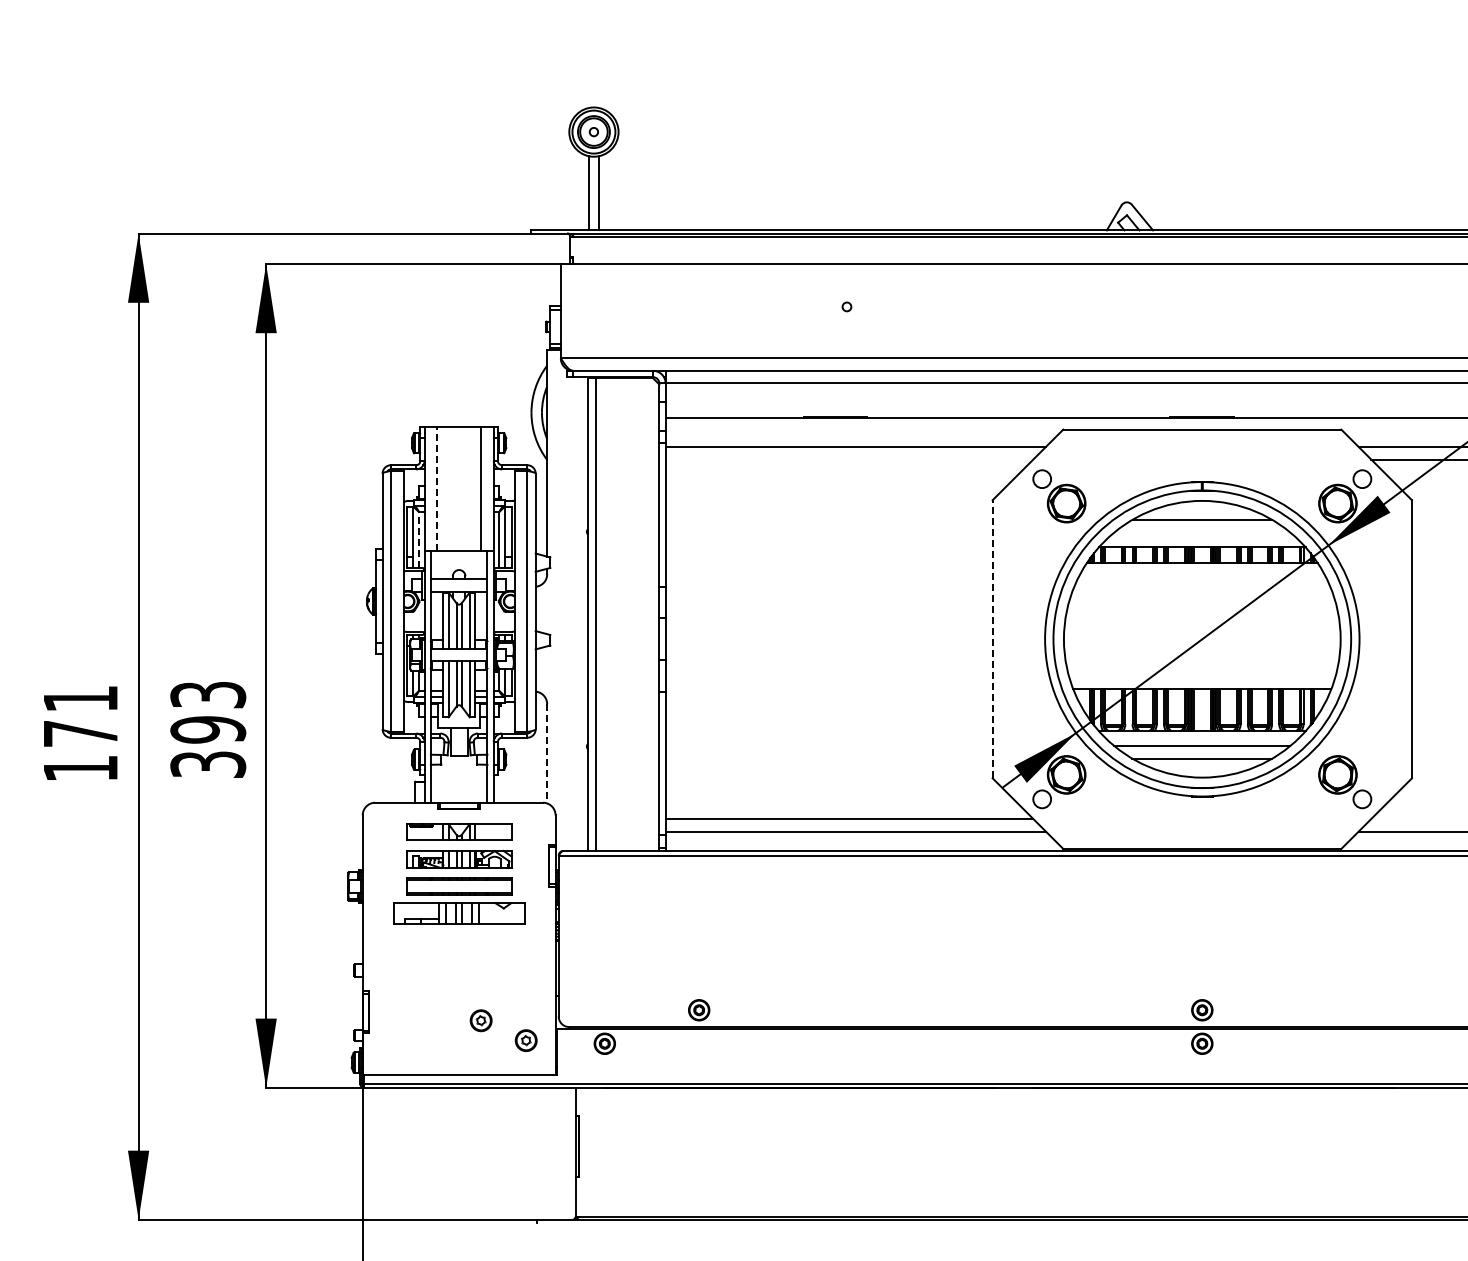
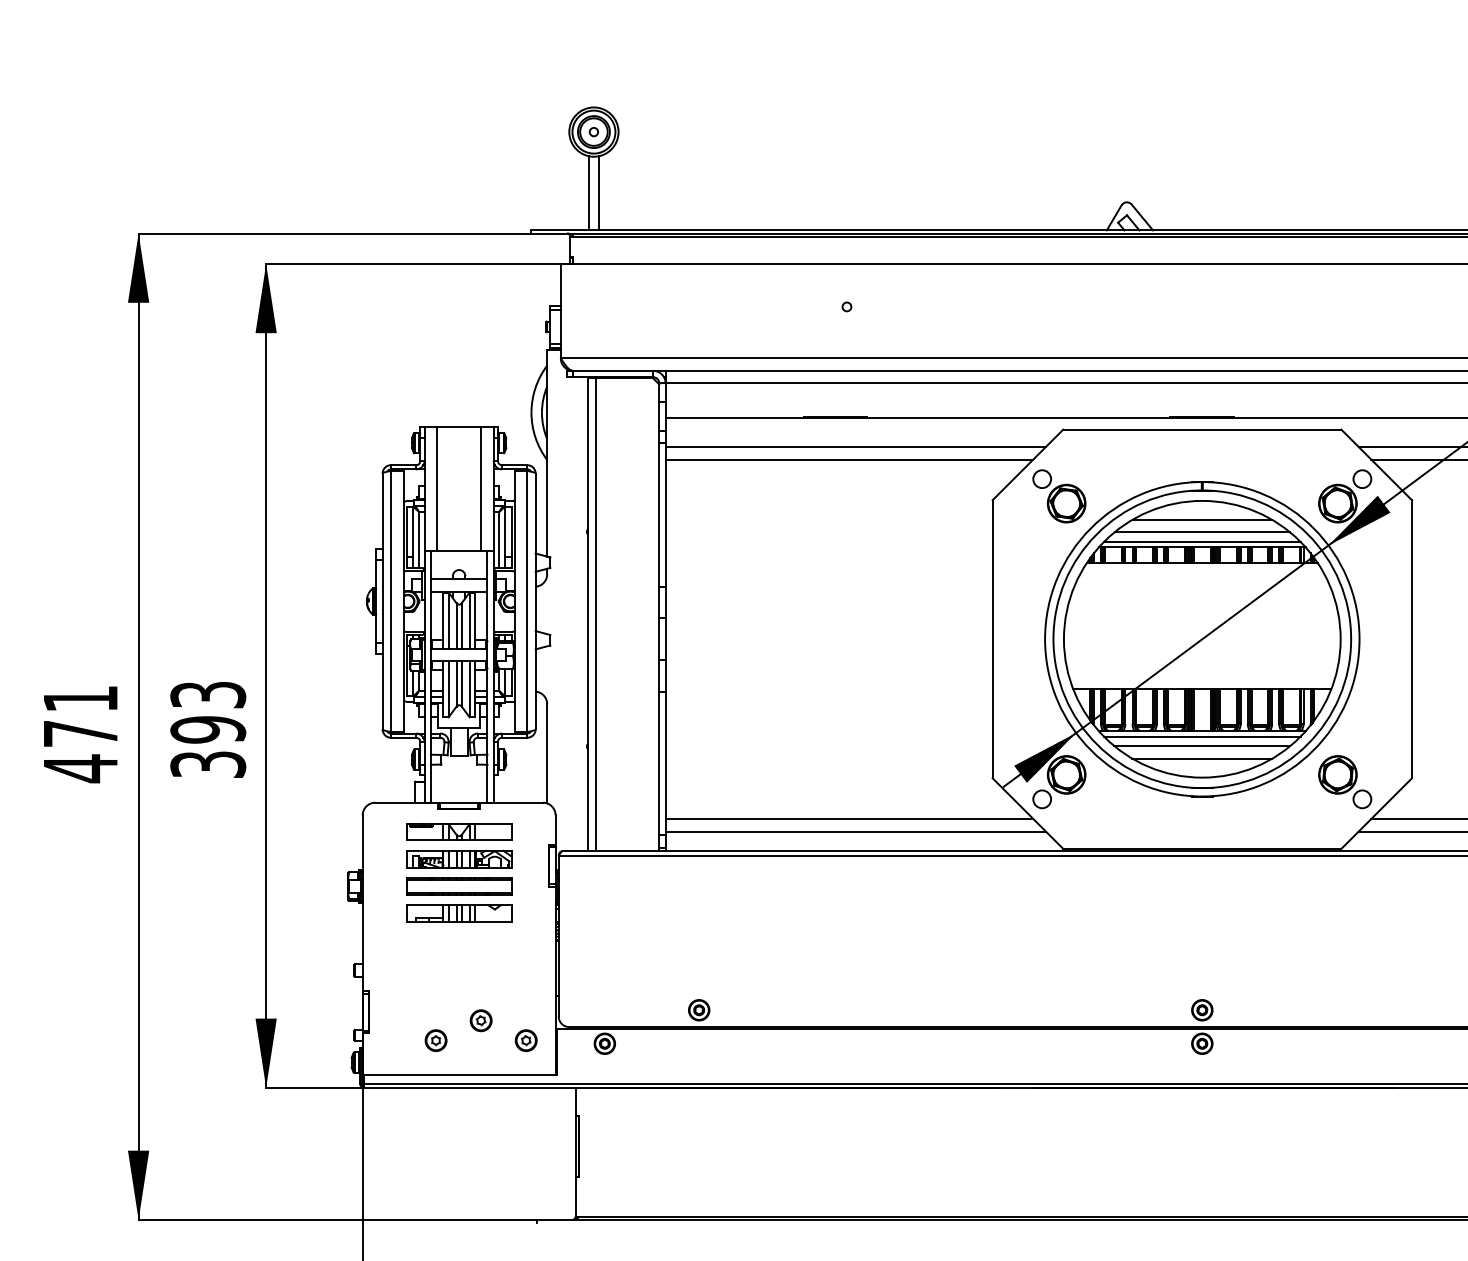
line: none -> present (849, 459)
line: dashed -> solid (437, 489)
line: none -> present (1202, 532)
line: dashed -> solid (419, 540)
line: none -> present (1202, 541)
line: dashed -> solid (992, 638)
line: none -> present (1201, 736)
line: dashed -> solid (547, 753)
text: 171 -> 471 (80, 768)
line: none -> present (1417, 819)
part size: 133x23 px -> 107x19 px (459, 913)
part: none -> present (435, 1040)
